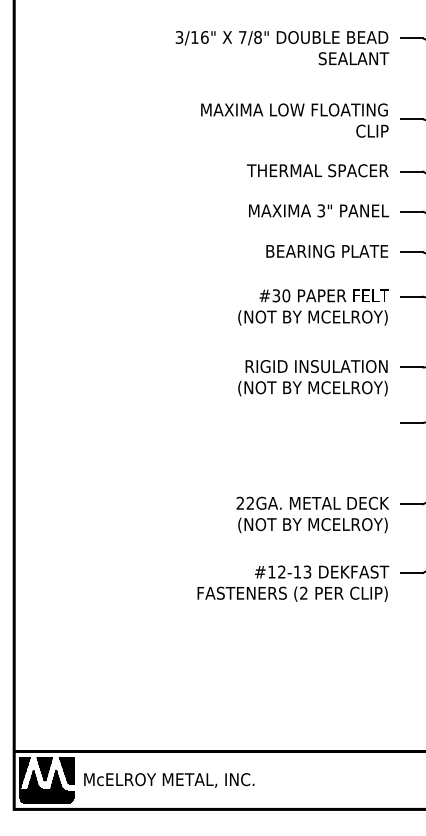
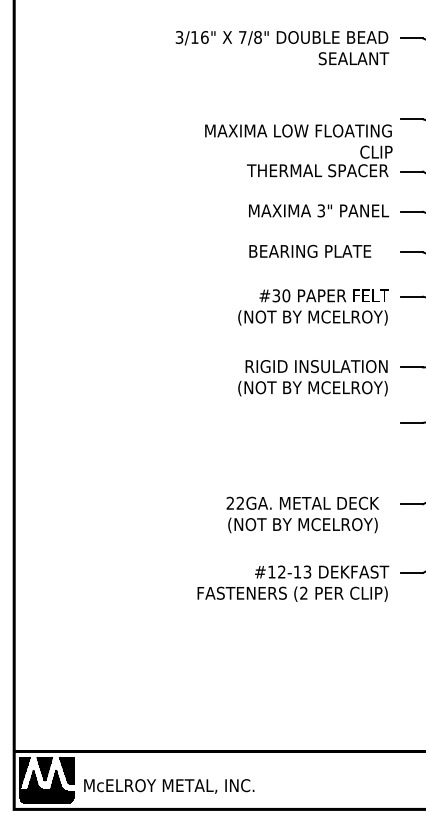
text position: (294, 120) -> (298, 141) (298, 141)
text position: (327, 250) -> (310, 250) (310, 250)
text position: (312, 514) -> (302, 514) (302, 514)
text position: (169, 780) -> (169, 786) (169, 786)
